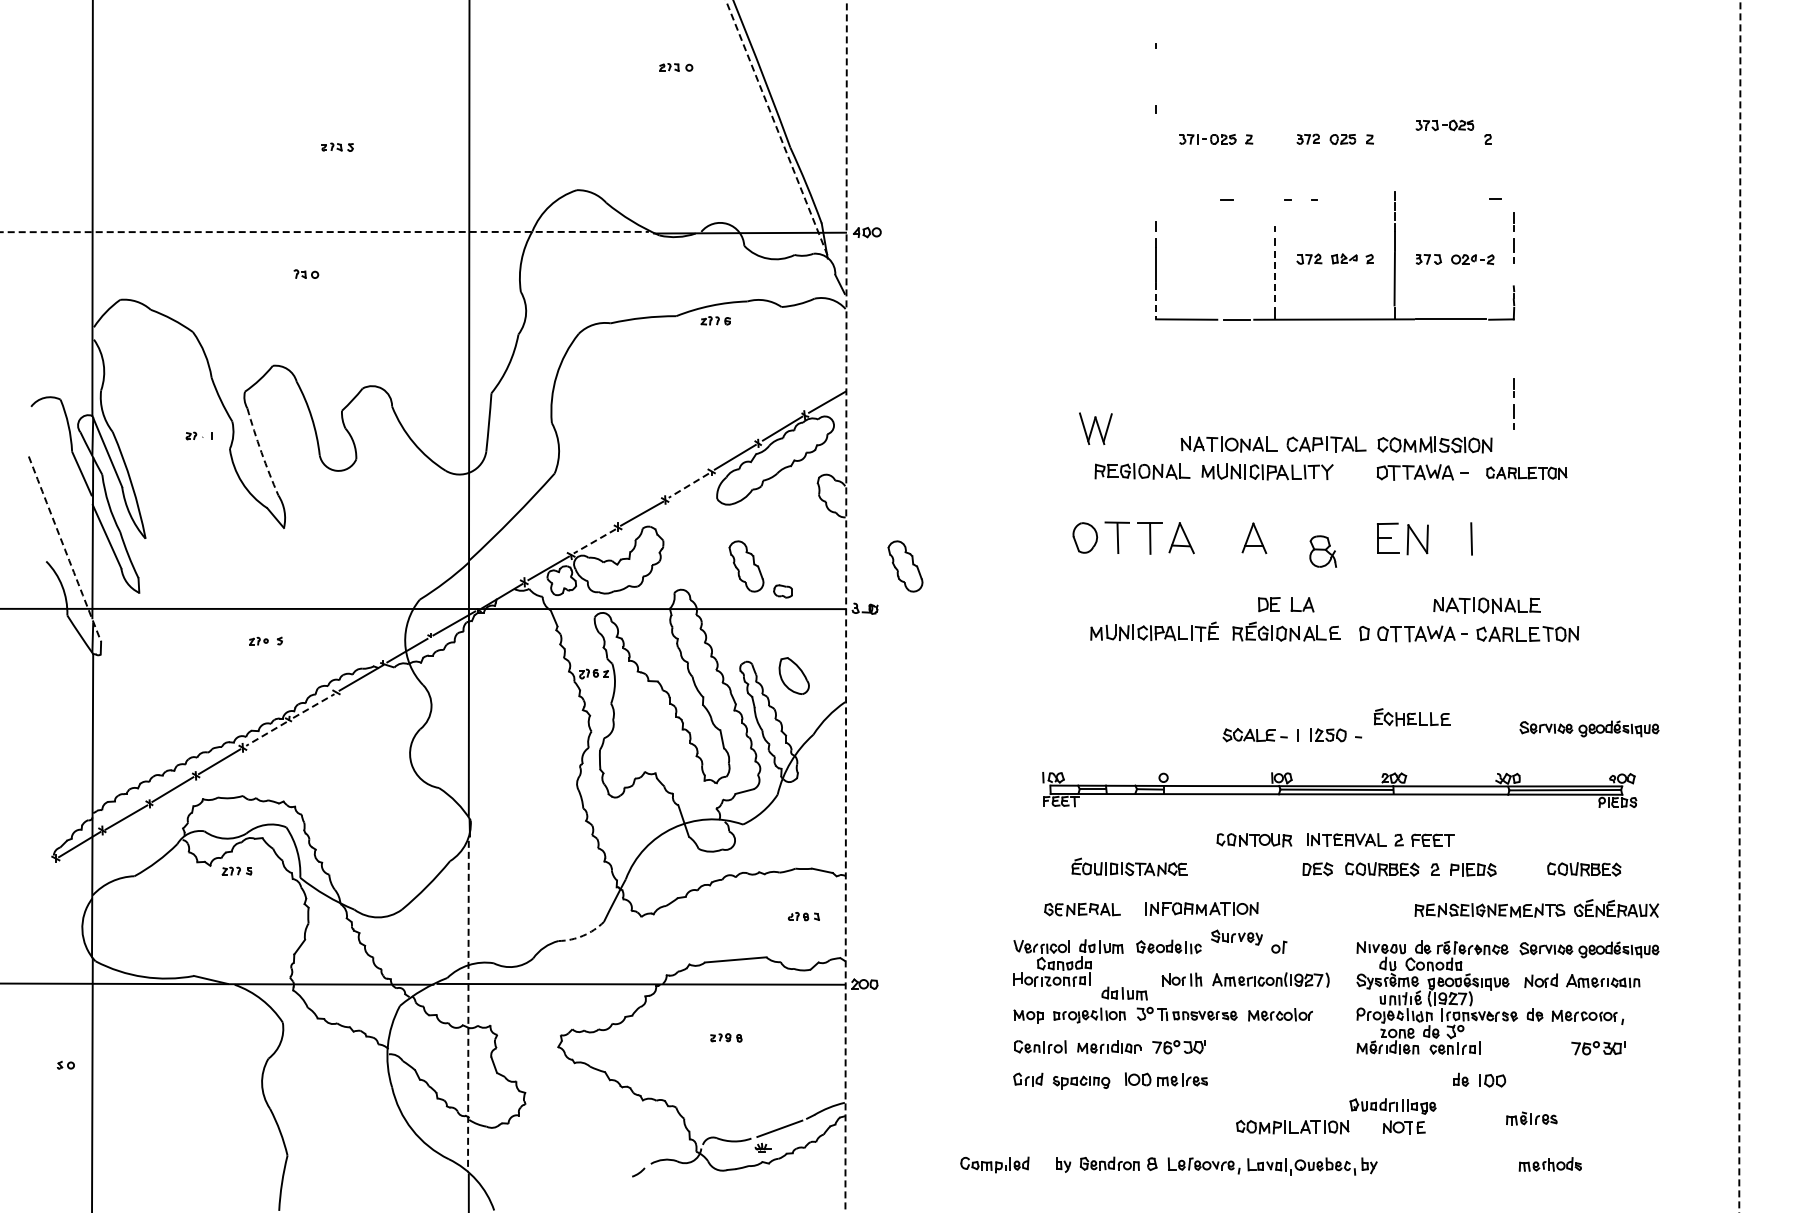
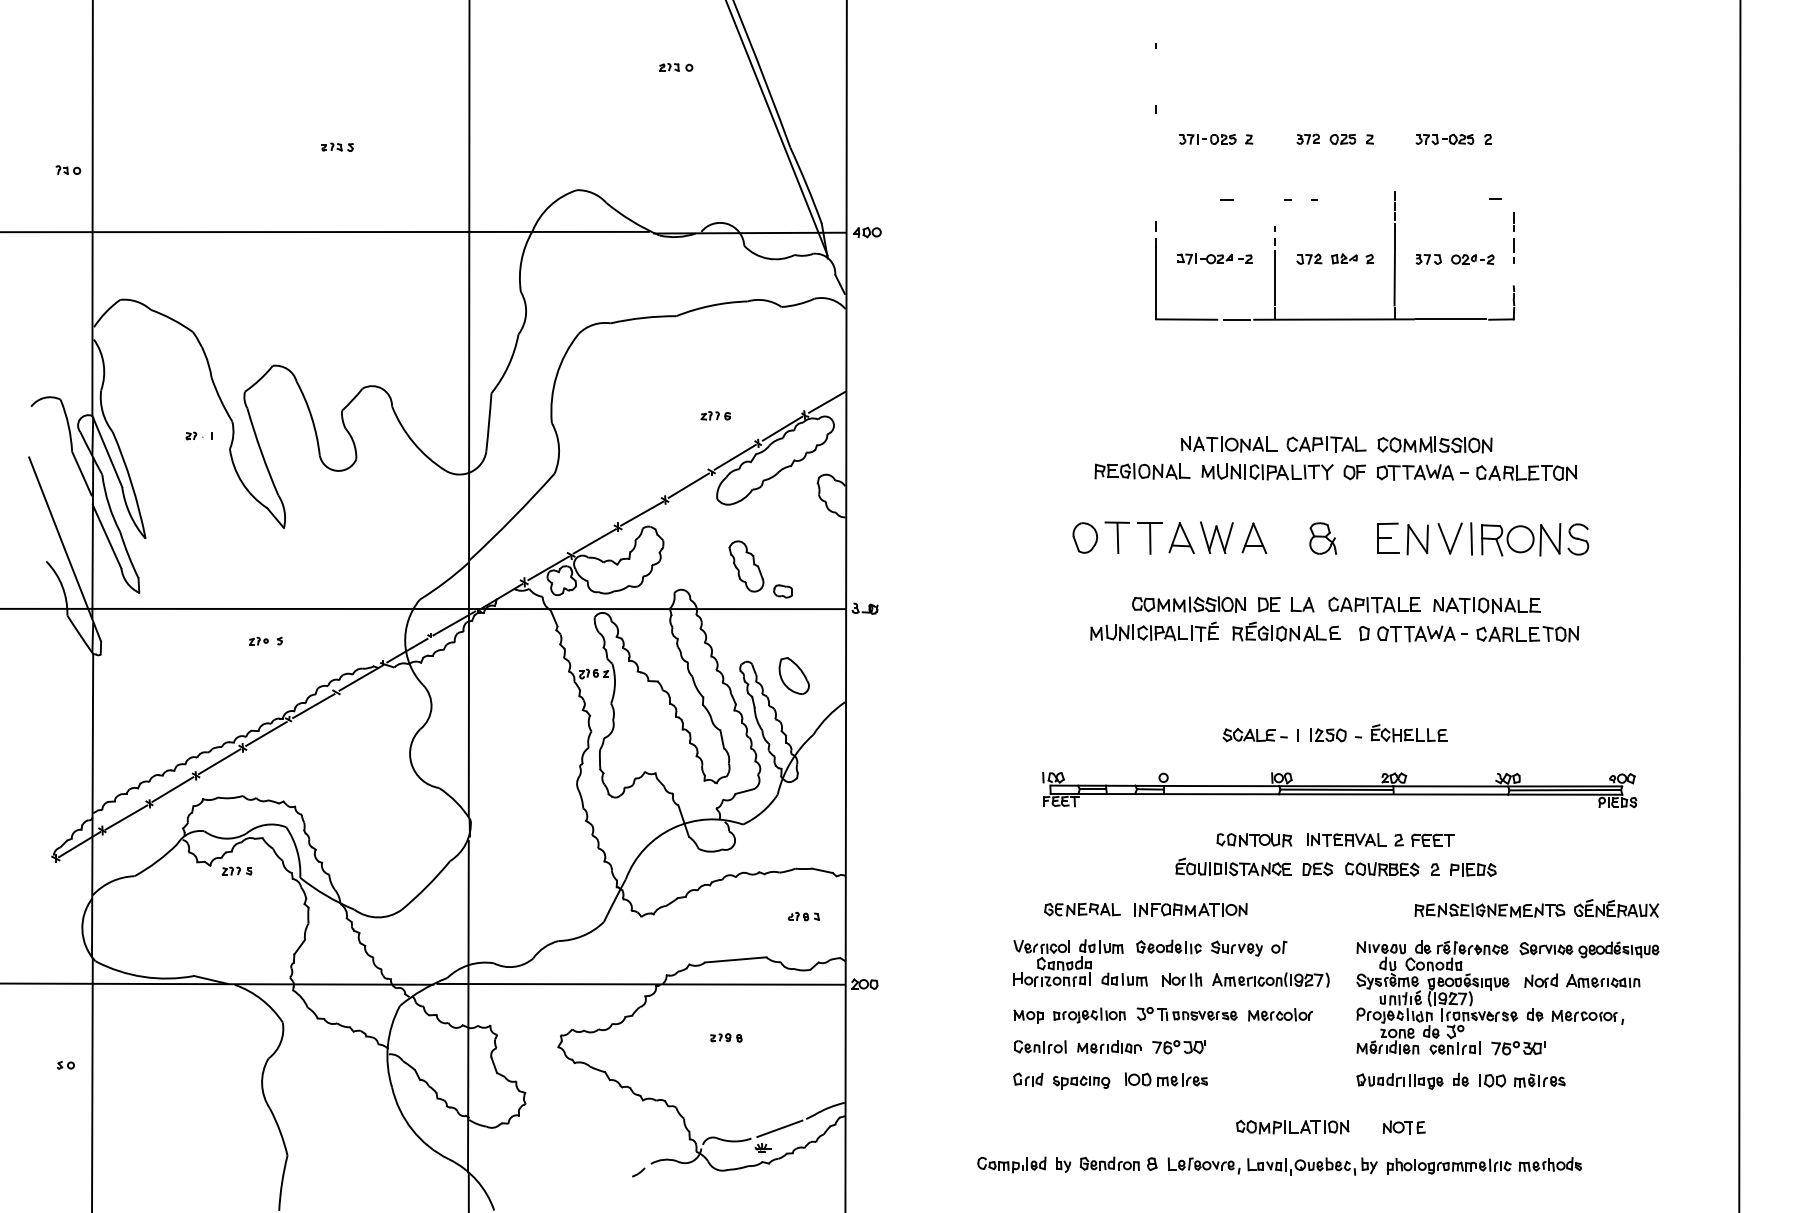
part position: (1444, 125) -> (1444, 139) (1444, 139)
line: dashed -> solid (777, 128)
line: dashed -> solid (325, 232)
part: none -> present (1214, 258)
part position: (306, 273) -> (68, 169) (68, 169)
line: dashed -> solid (1274, 278)
line: dashed -> solid (1156, 301)
part position: (715, 320) -> (715, 415) (715, 415)
line: present -> none (1513, 404)
part position: (1095, 428) -> (1216, 537) (1216, 537)
arc: dashed -> solid (261, 452)
part: none -> present (1354, 472)
part size: 82x14 px -> 102x16 px (1526, 472)
line: dashed -> solid (688, 485)
part: none -> present (1449, 538)
part: none -> present (1535, 539)
line: dashed -> solid (594, 541)
arc: dashed -> solid (64, 549)
part position: (1323, 551) -> (1323, 538) (1323, 538)
part: present -> none (905, 566)
part: none -> present (1188, 604)
part: none -> present (1374, 604)
line: dashed -> solid (846, 606)
line: dashed -> solid (1739, 607)
line: dashed -> solid (313, 706)
part position: (1411, 717) -> (1408, 733) (1408, 733)
part: present -> none (1589, 728)
line: dashed -> solid (266, 733)
part position: (1129, 866) -> (1233, 866) (1233, 866)
part: present -> none (1584, 869)
part position: (1201, 908) -> (1190, 909) (1190, 909)
arc: dashed -> solid (583, 935)
part position: (1236, 937) -> (1236, 948) (1236, 948)
part position: (1124, 993) -> (1124, 979) (1124, 979)
line: dashed -> solid (468, 1006)
part position: (1598, 1048) -> (1518, 1048) (1518, 1048)
part position: (1392, 1106) -> (1399, 1081) (1399, 1081)
part position: (1531, 1118) -> (1539, 1080) (1539, 1080)
part position: (994, 1164) -> (1011, 1164) (1011, 1164)
part: none -> present (1448, 1166)
